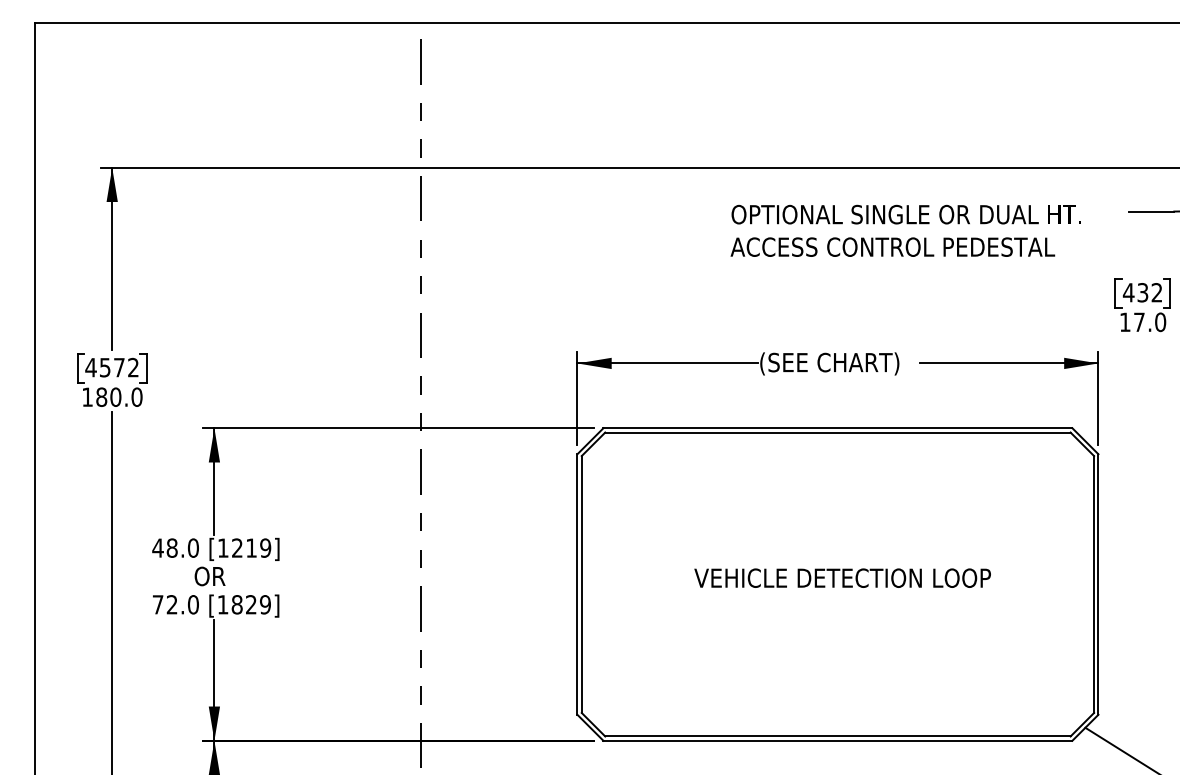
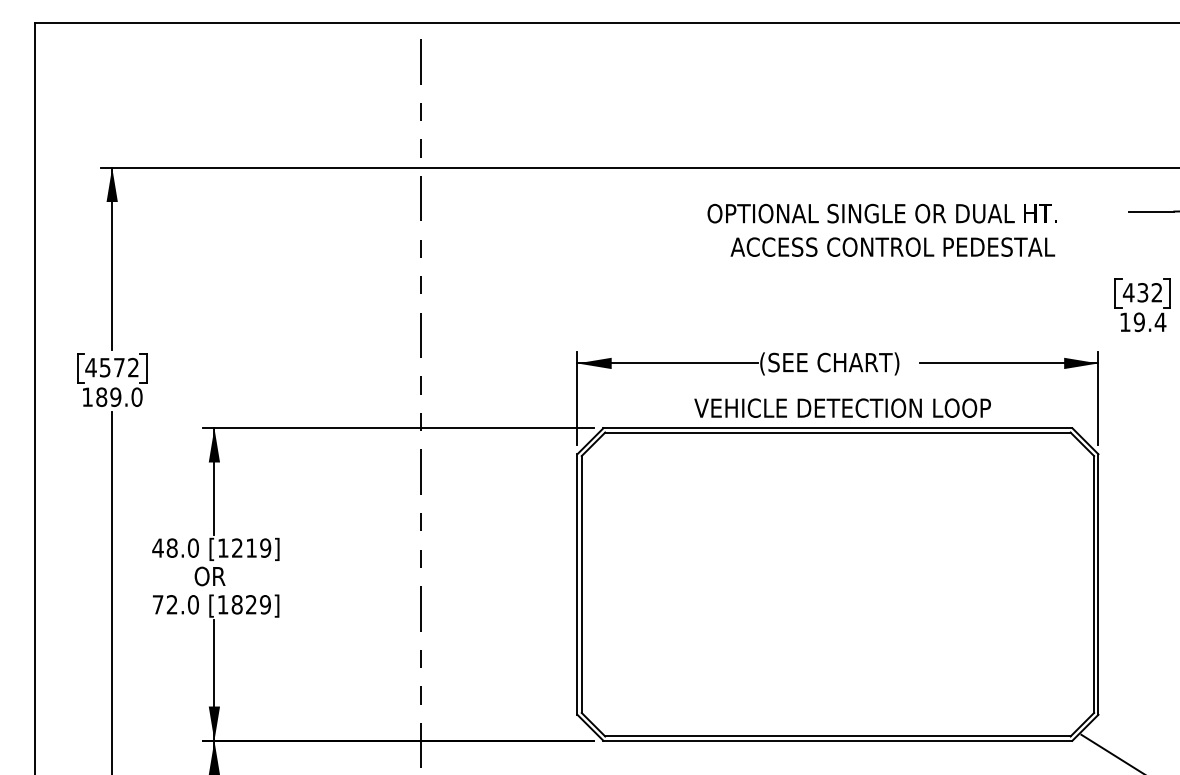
text position: (905, 214) -> (881, 213) (881, 213)
text: 17.0 -> 19.4 (1149, 322)
text: 180.0 -> 189.0 (115, 396)
text position: (842, 577) -> (842, 407) (842, 407)
line position: (1120, 749) -> (1110, 752) (1110, 752)
